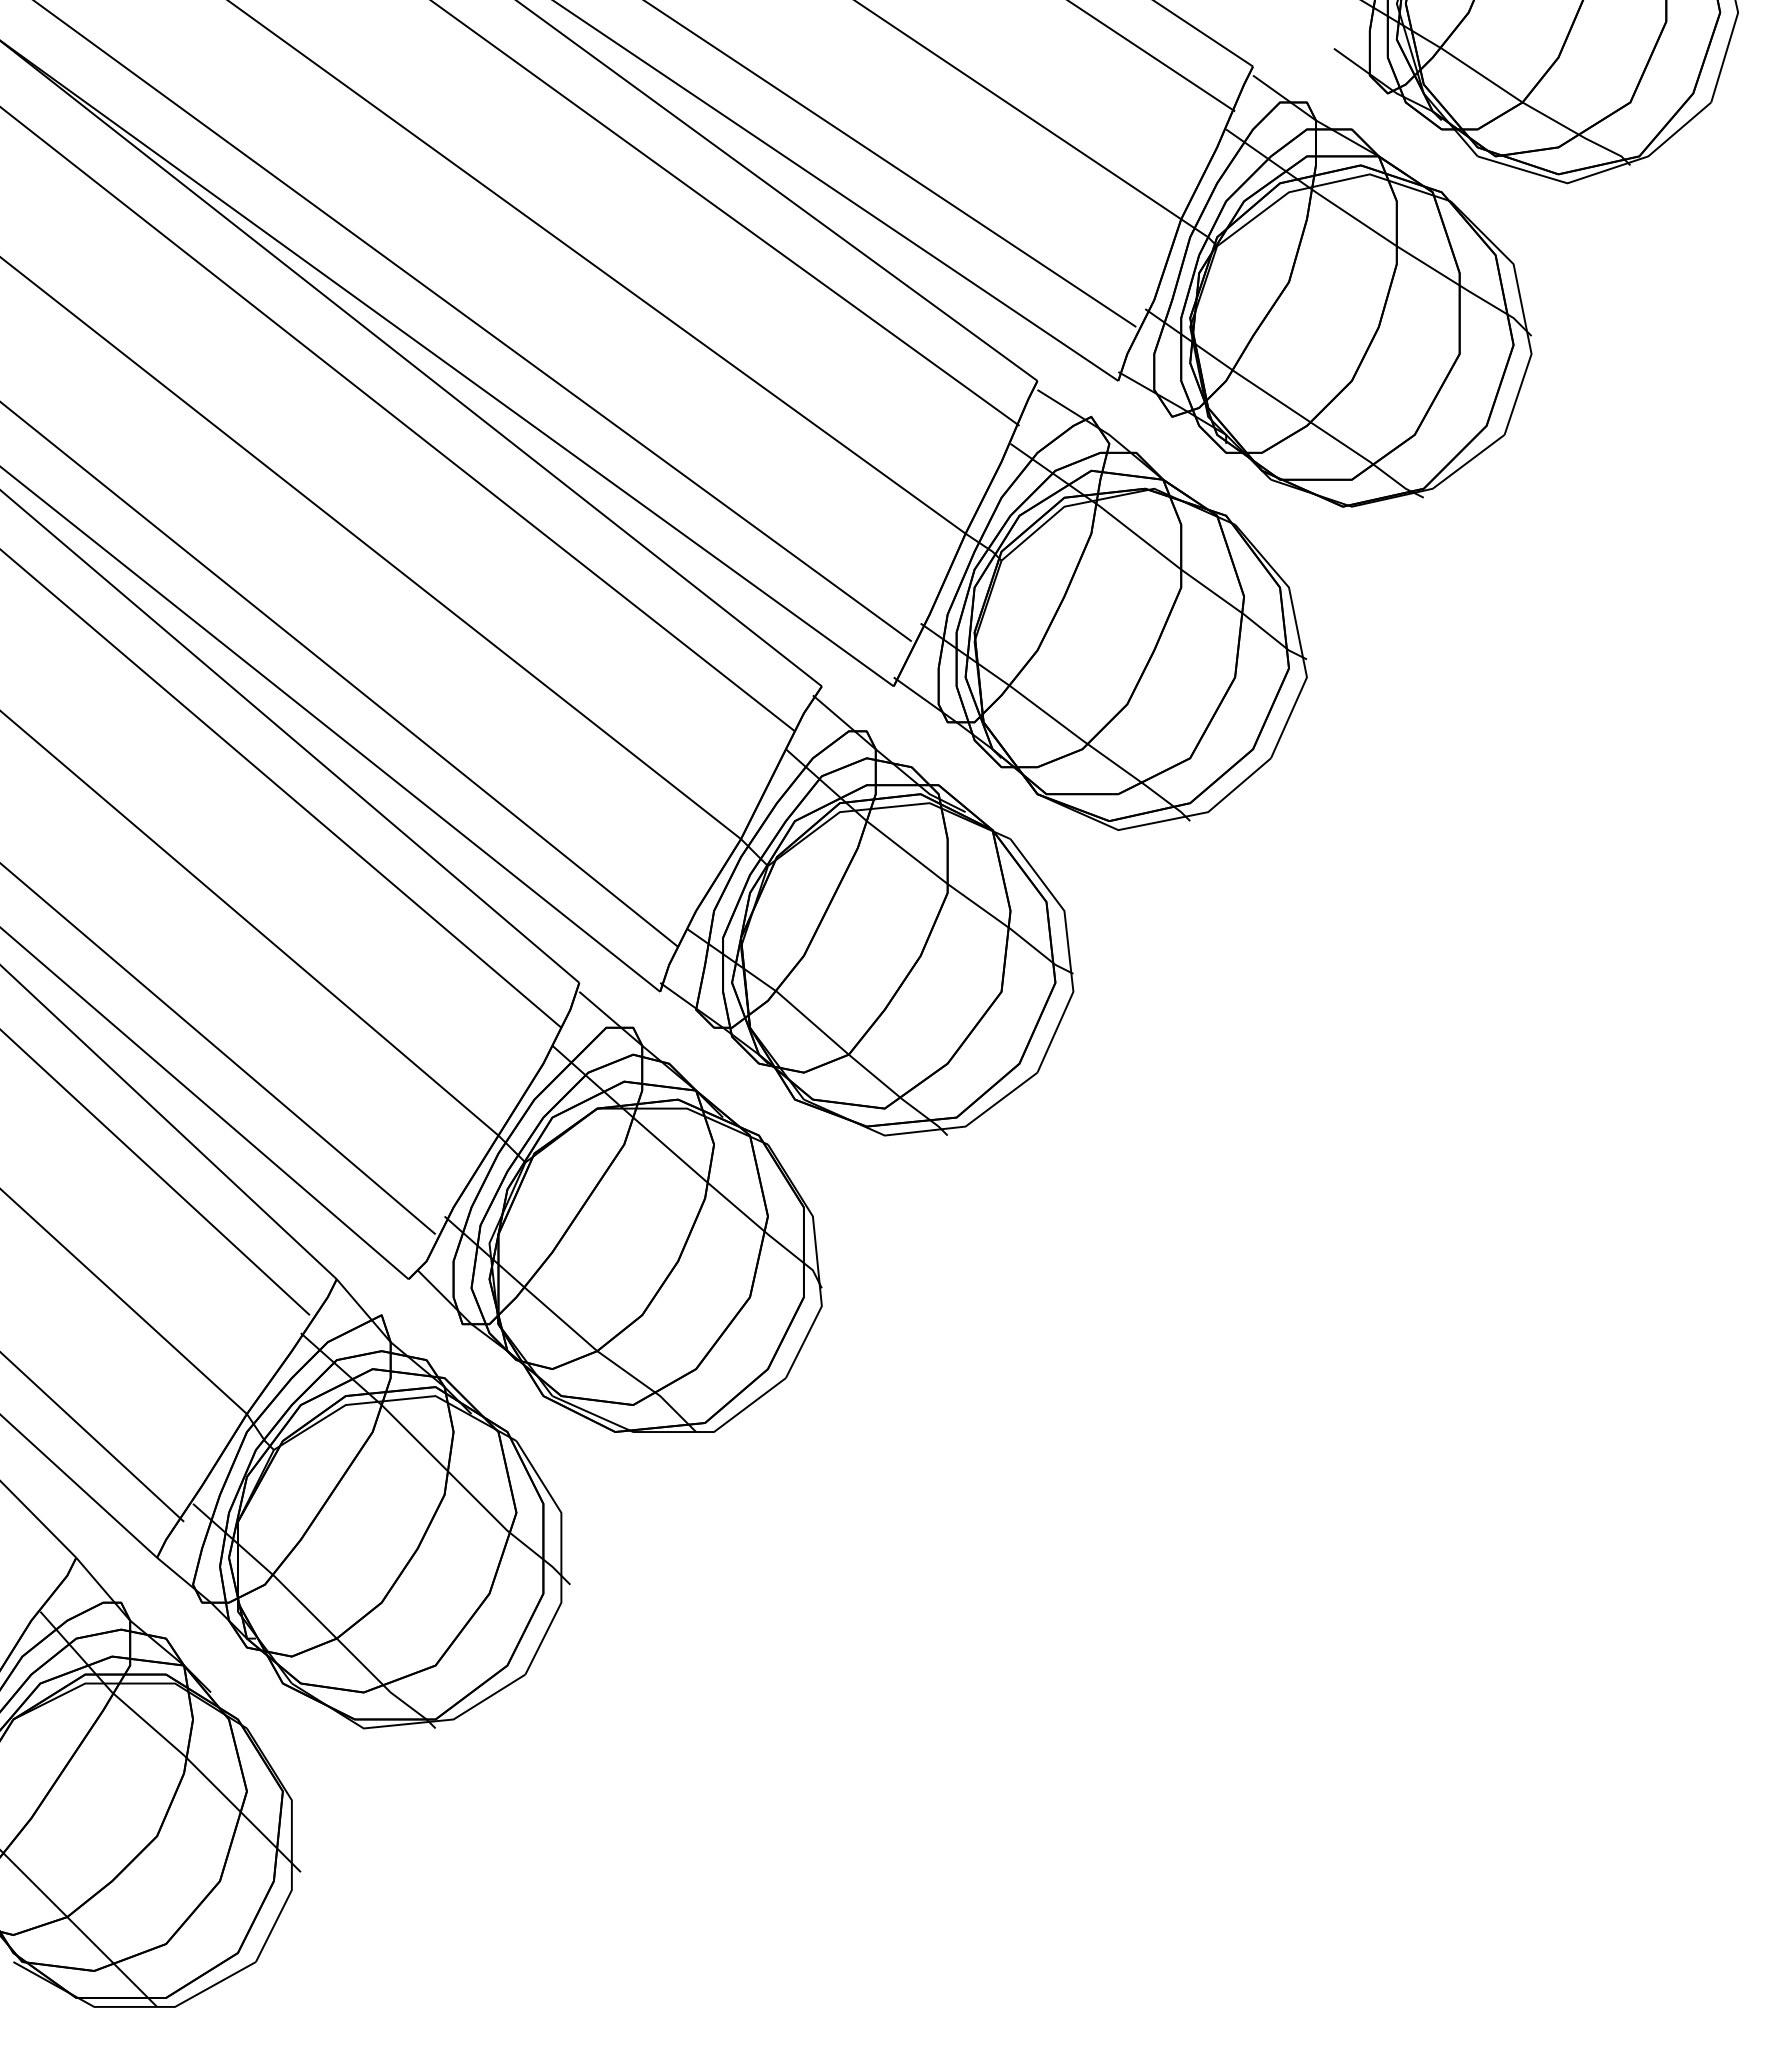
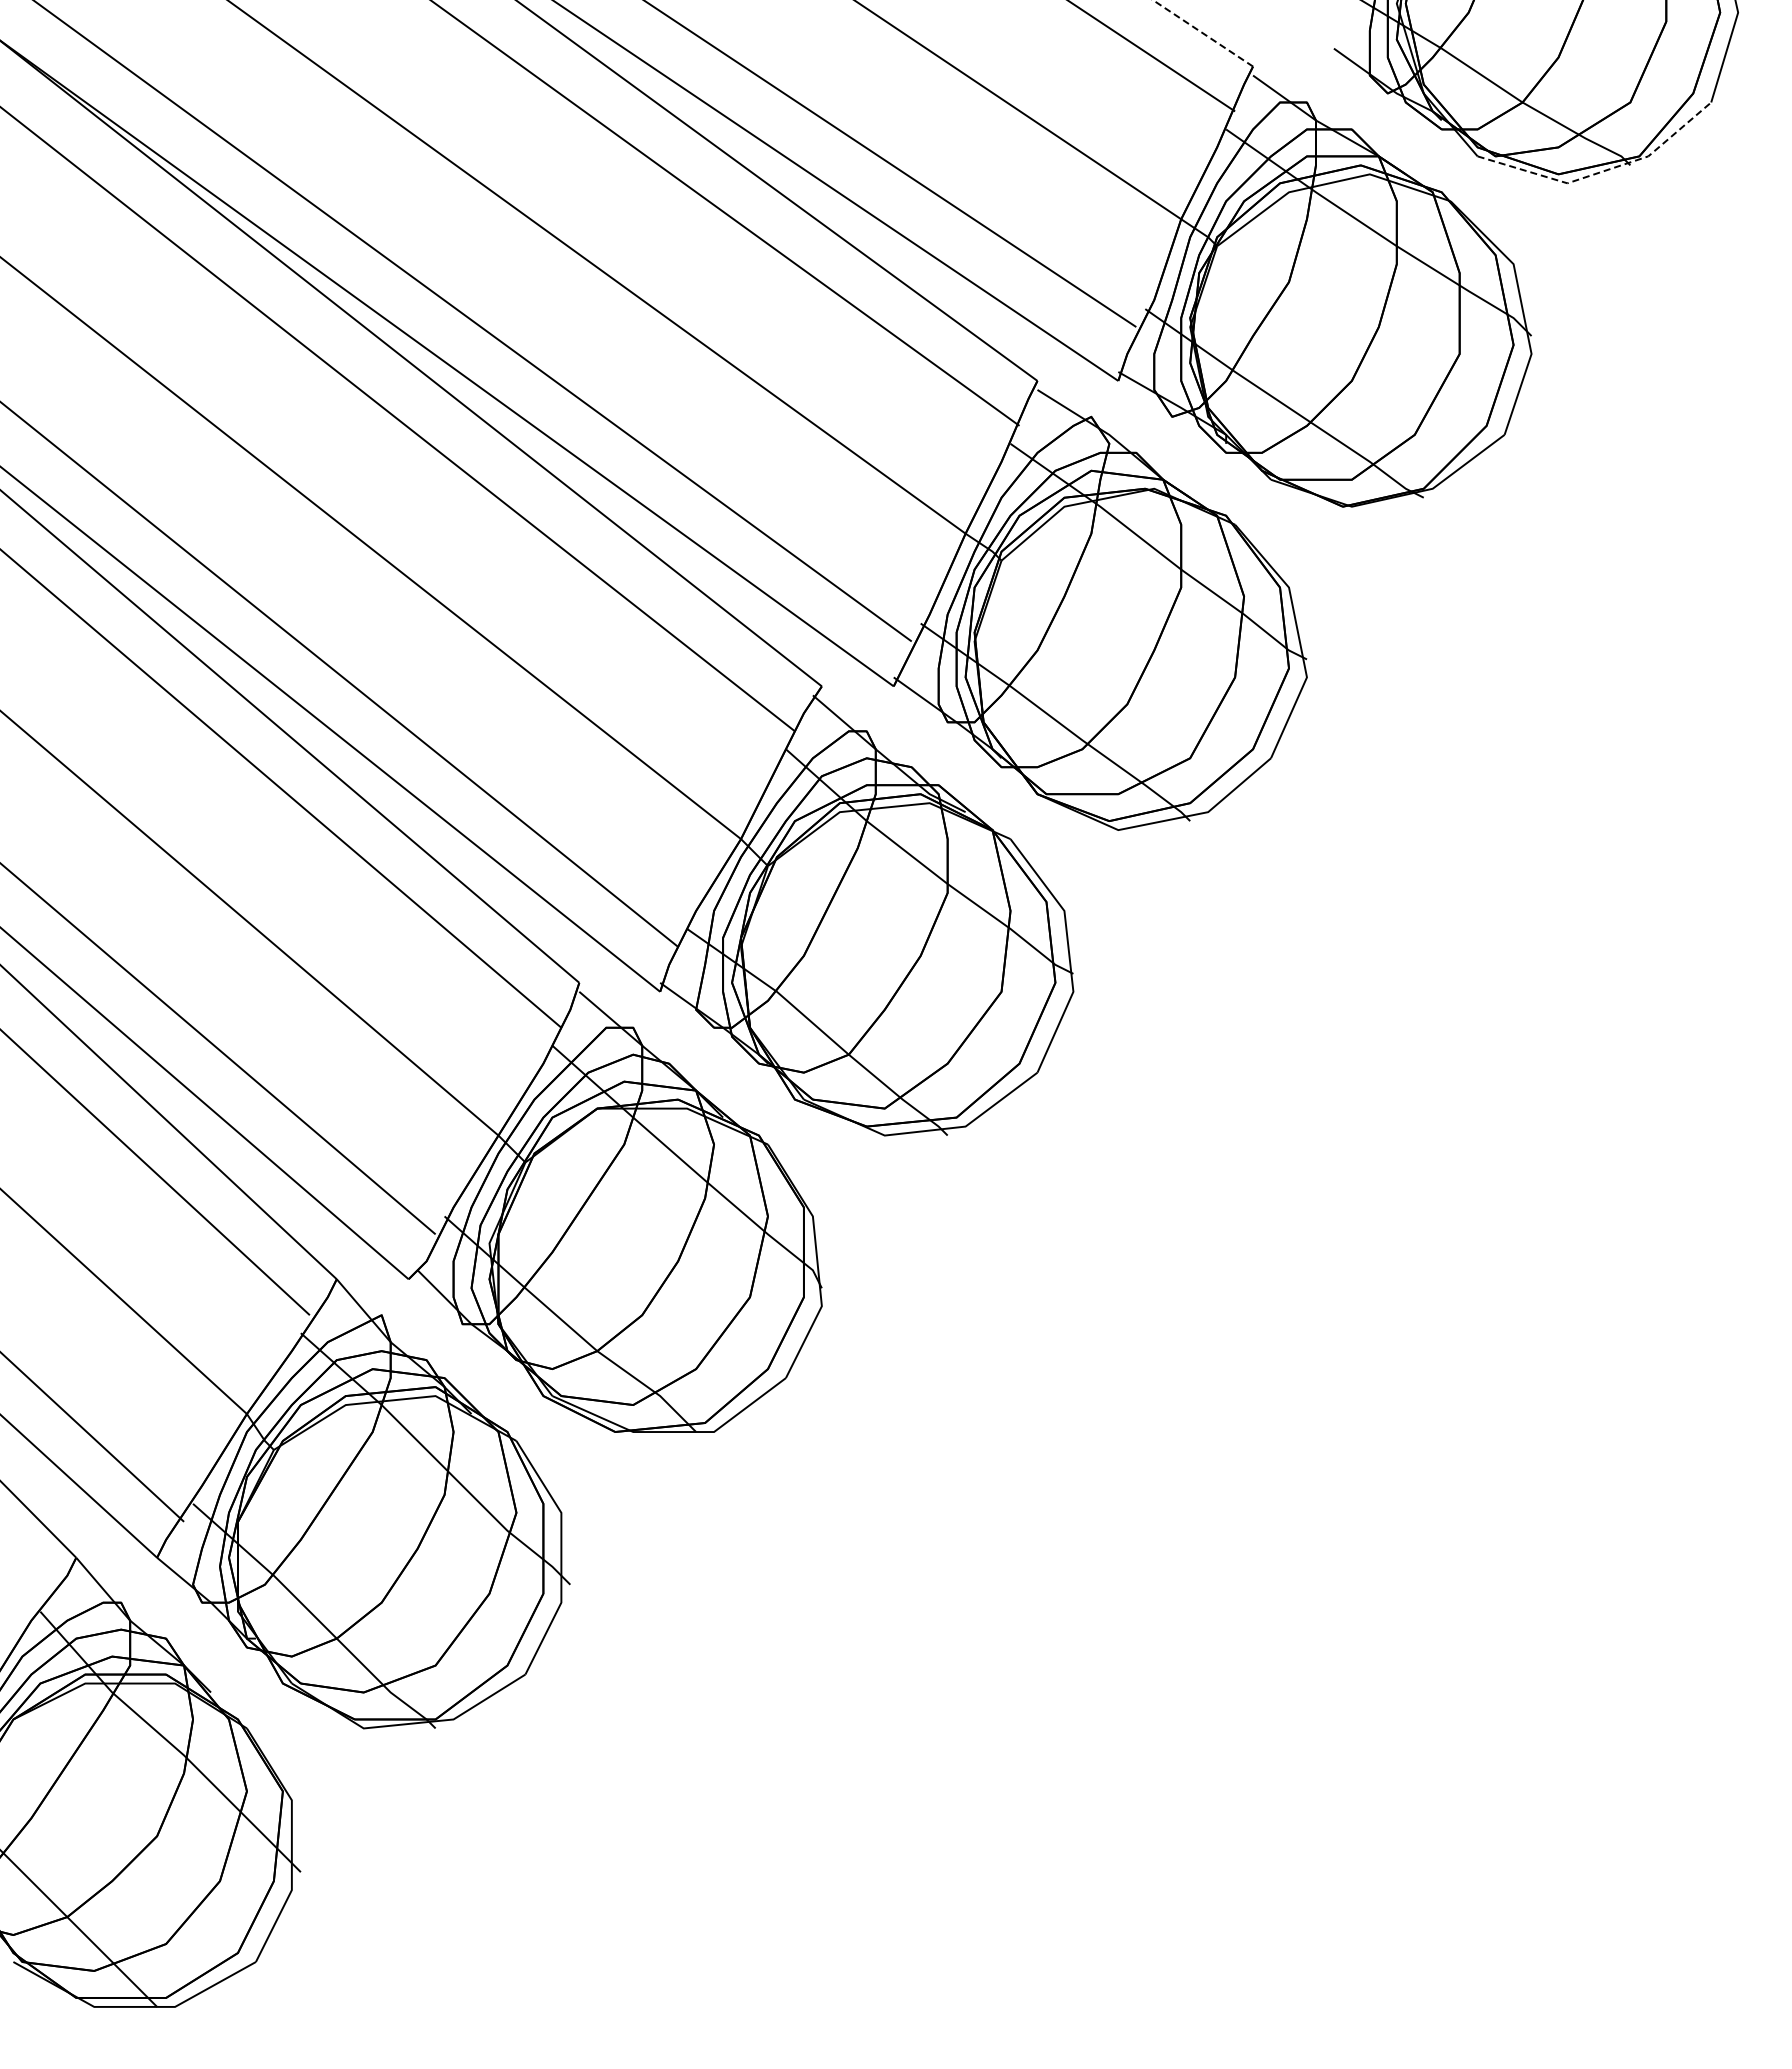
line: solid -> dashed (1203, 33)
line: solid -> dashed (1603, 171)
